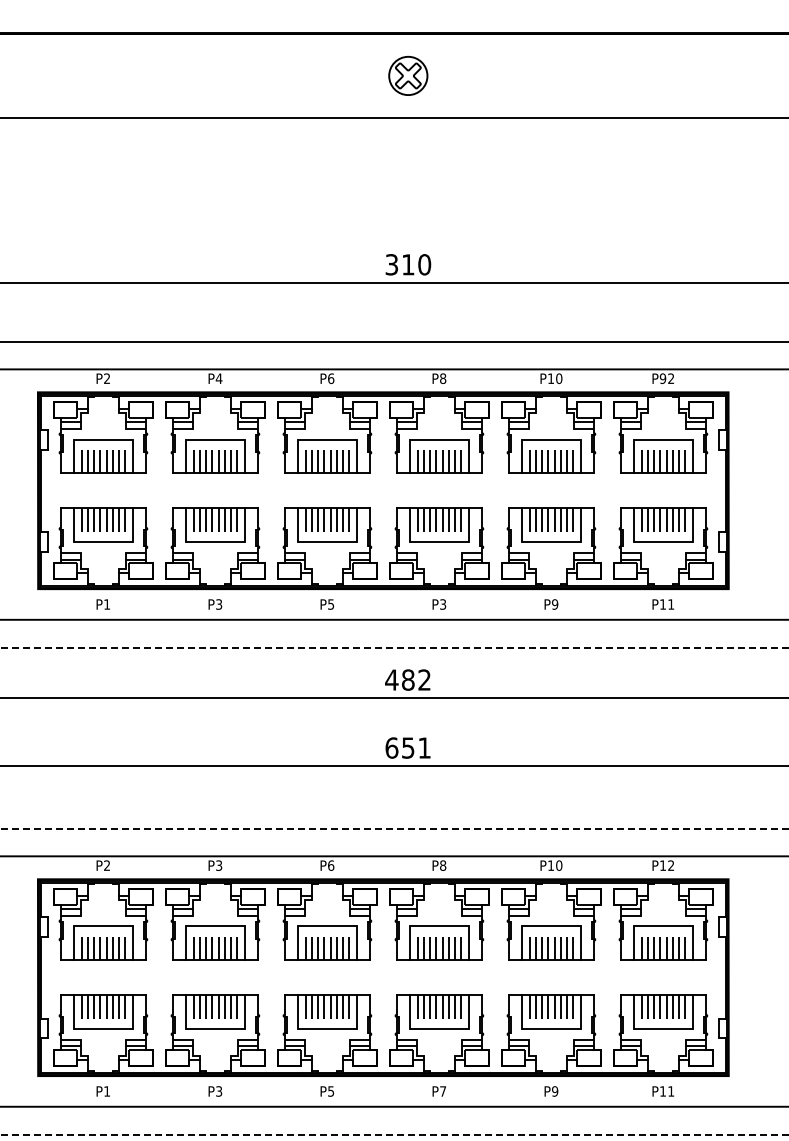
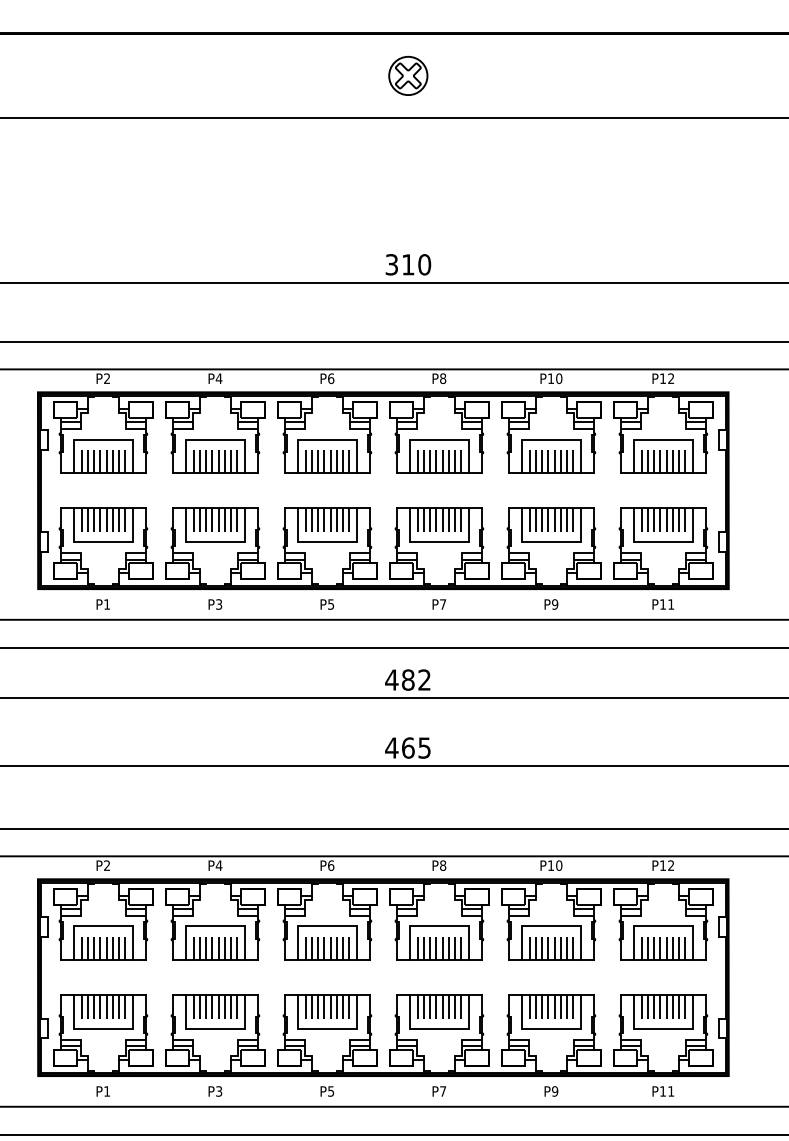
text: P92 -> P12 (662, 378)
text: P3 -> P7 (443, 604)
line: dashed -> solid (394, 647)
text: 651 -> 465 (407, 747)
line: dashed -> solid (394, 828)
text: P3 -> P4 (218, 865)
line: dashed -> solid (394, 1134)
